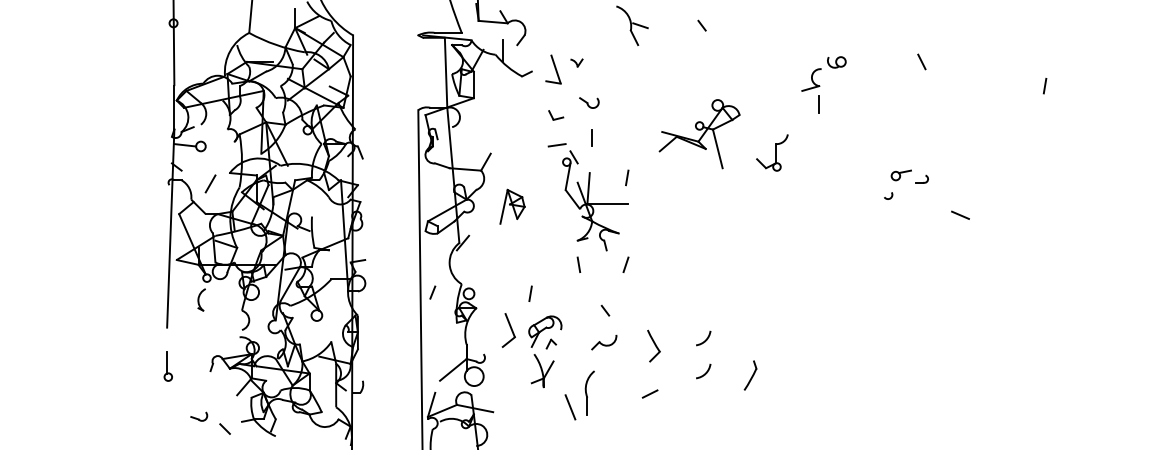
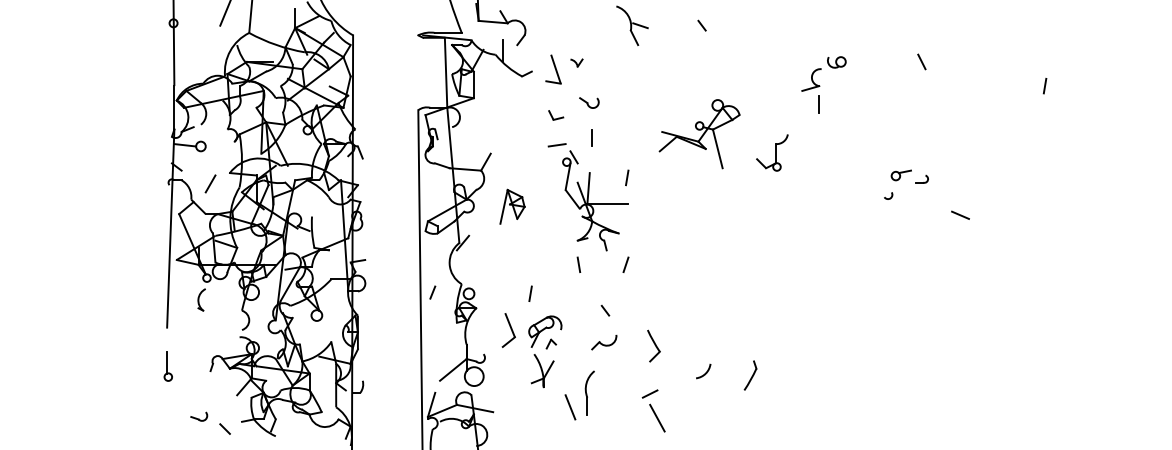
line: none -> present (224, 13)
arc: present -> none (705, 339)
line: none -> present (657, 417)
